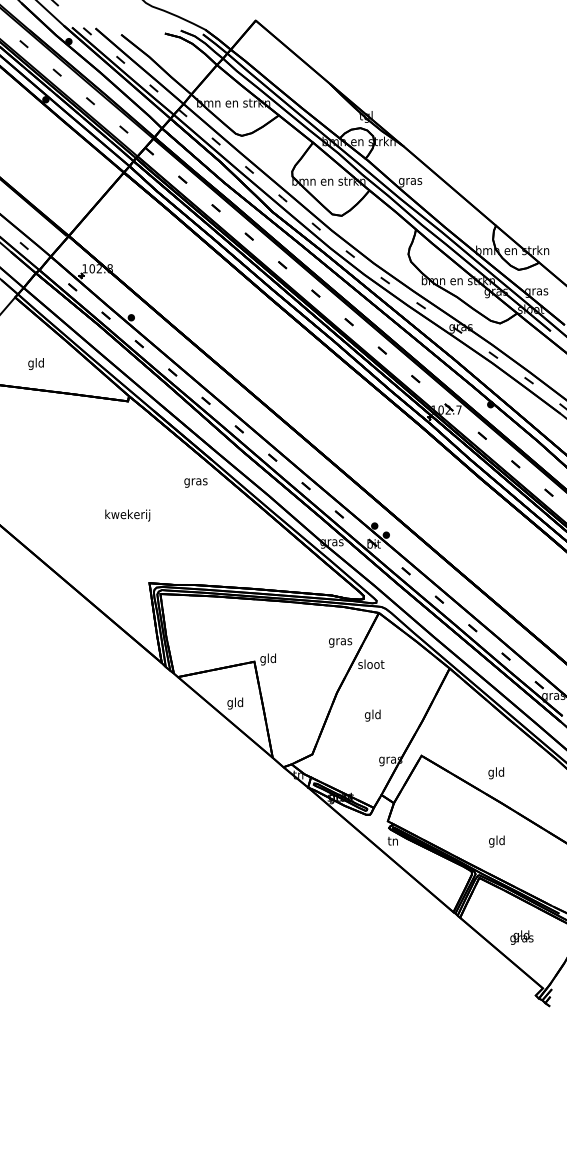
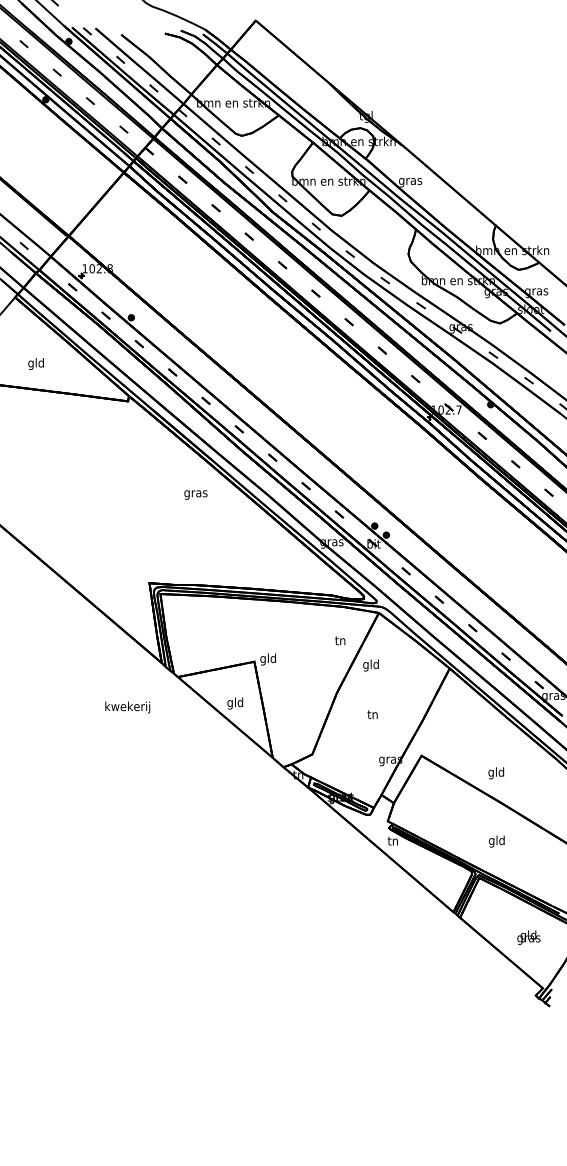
text position: (195, 482) -> (195, 494) (195, 494)
text position: (127, 515) -> (127, 707) (127, 707)
text: gras -> tn (340, 641)
text: sloot -> gld (371, 665)
text: gld -> tn (372, 715)
text position: (521, 937) -> (528, 937) (528, 937)
